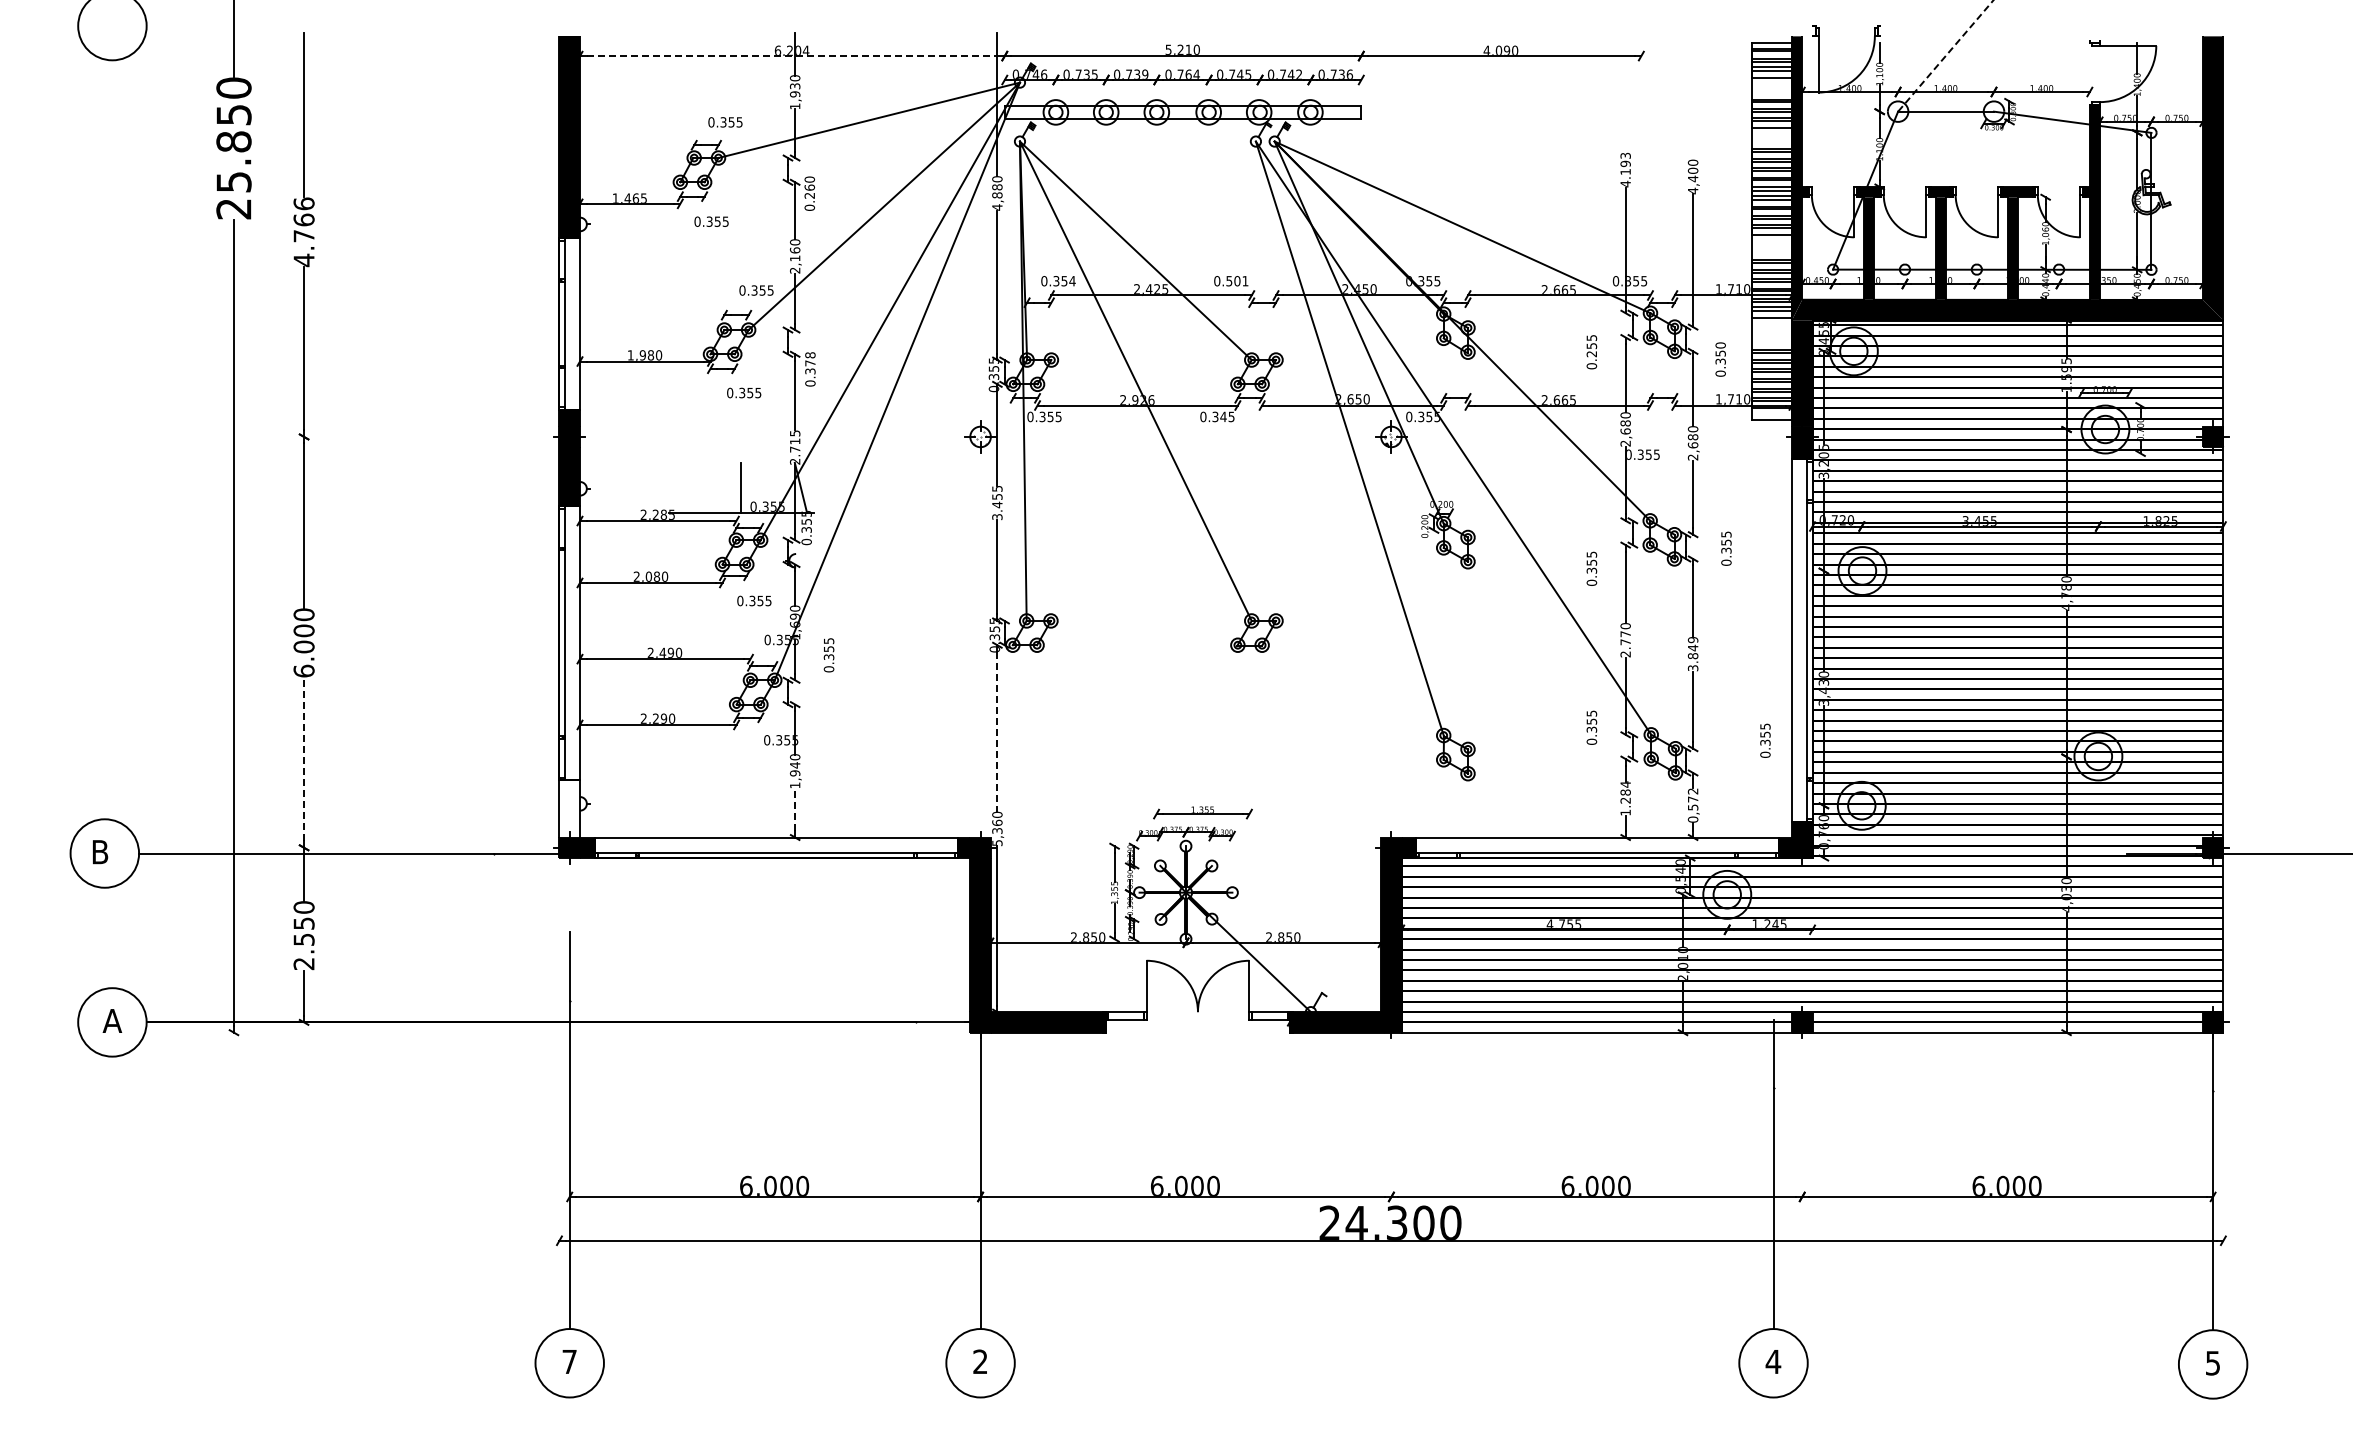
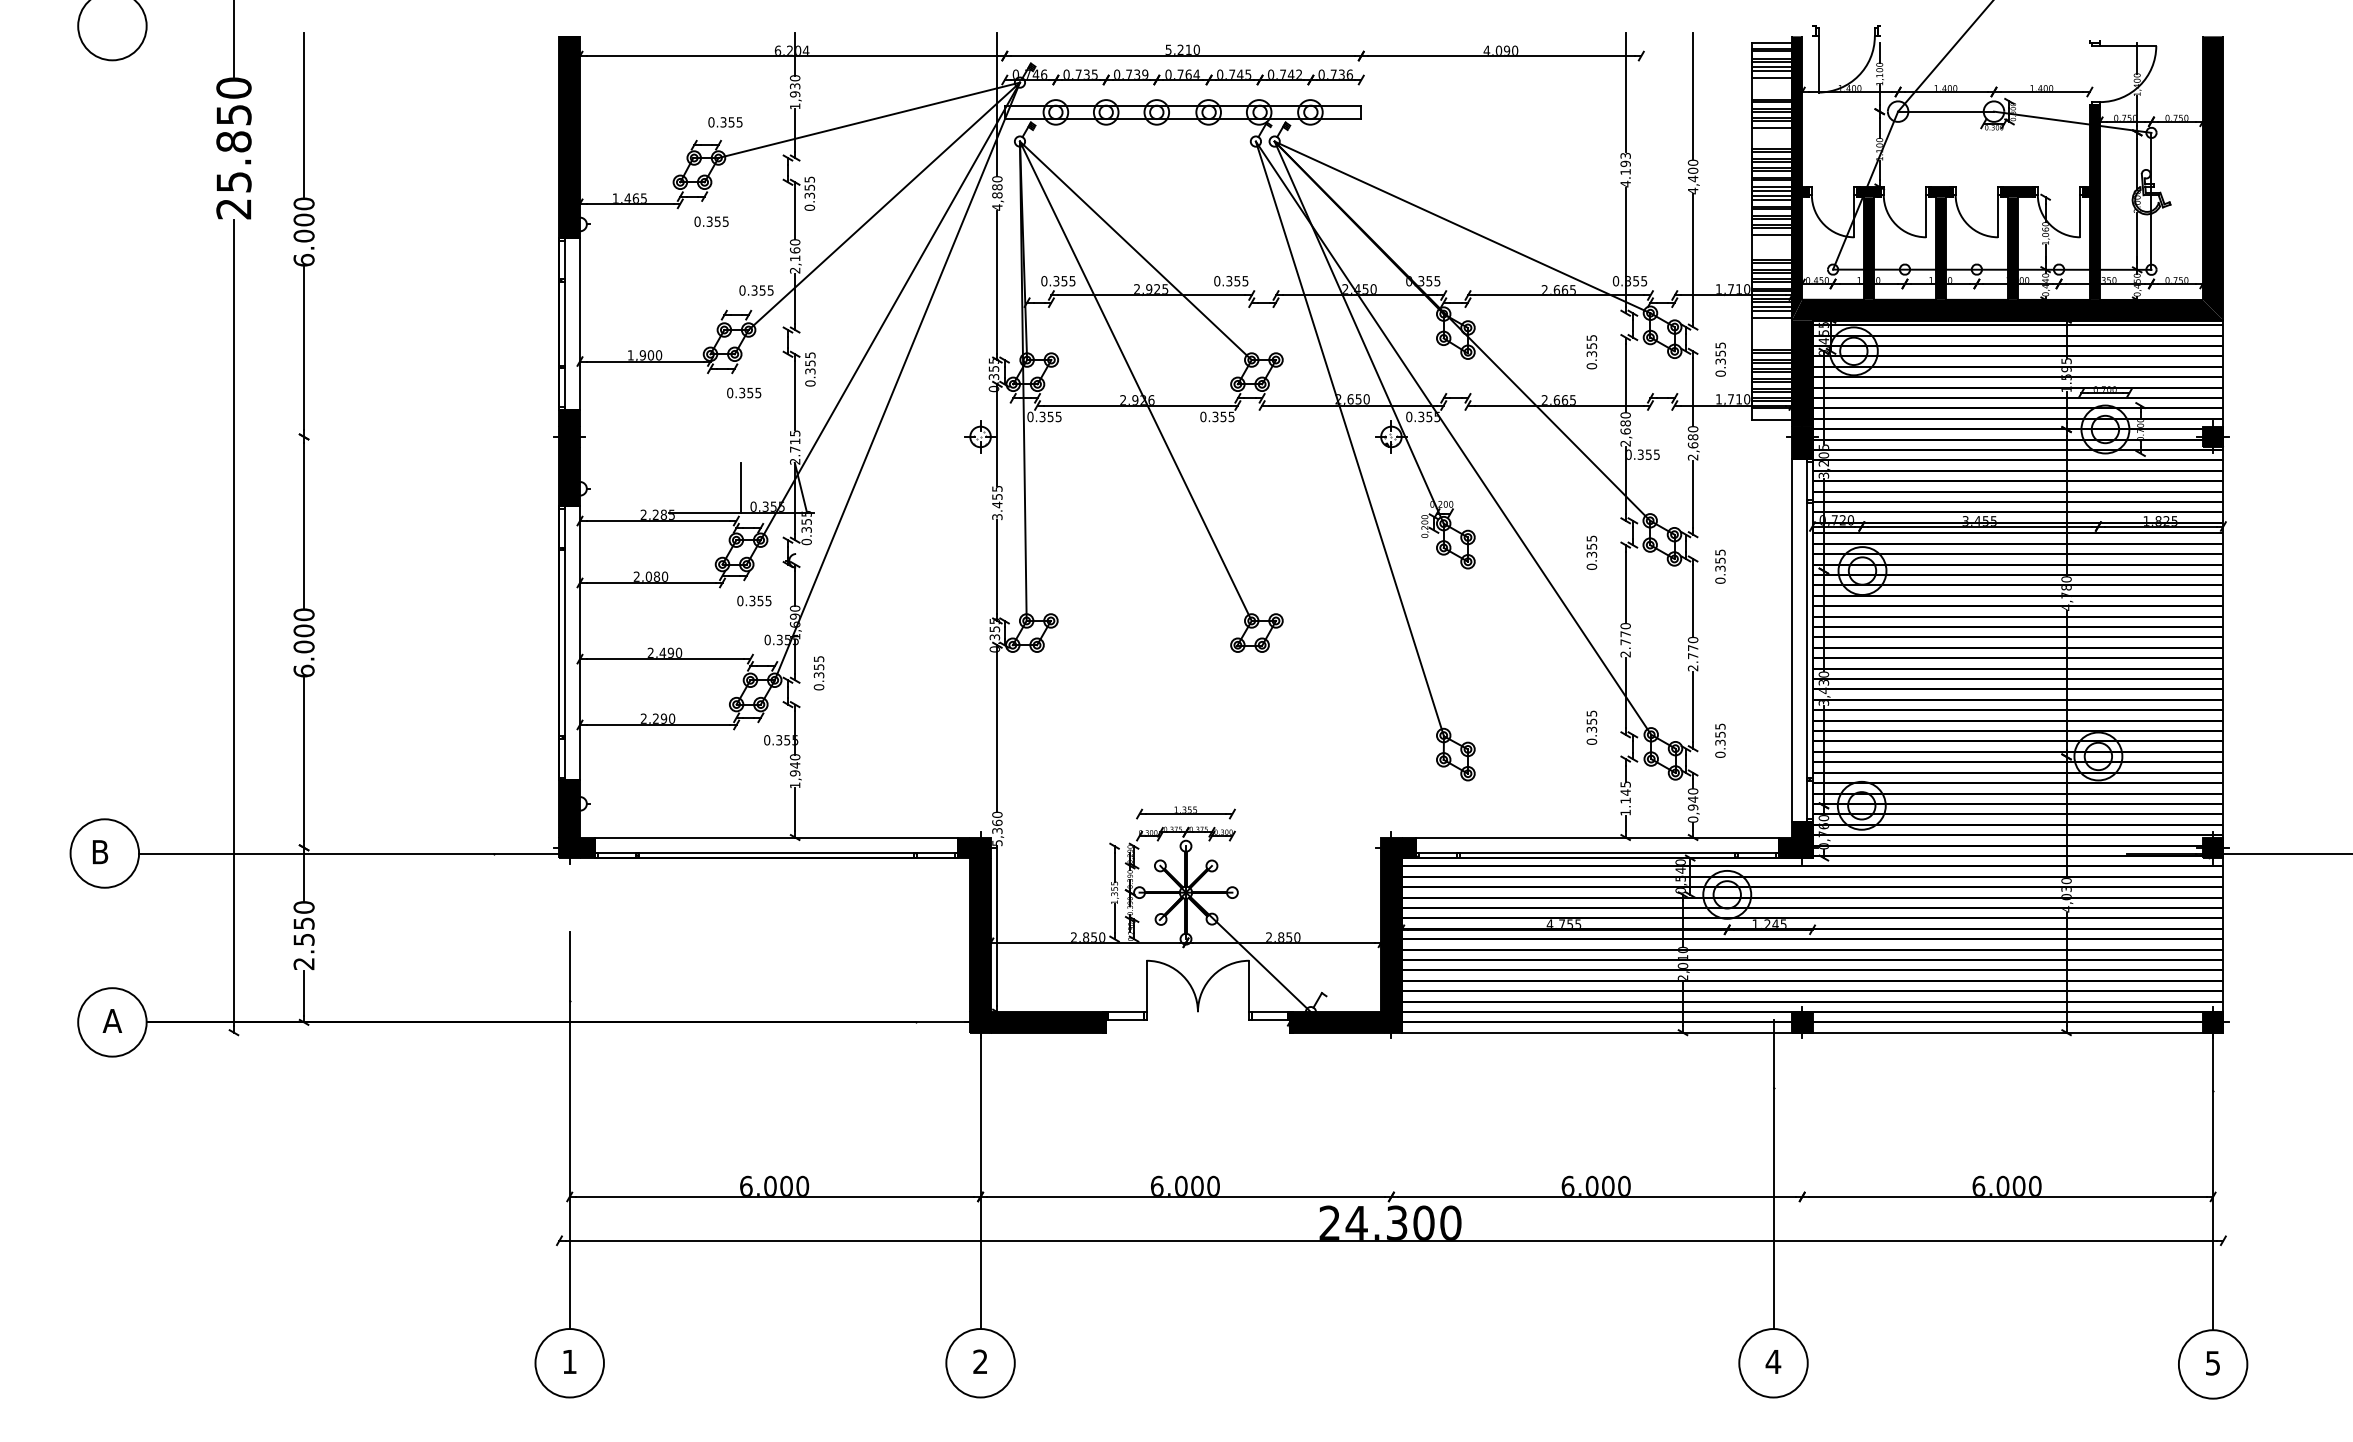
line: dashed -> solid (792, 56)
line: dashed -> solid (1945, 56)
line: none -> present (1625, 92)
line: none -> present (1693, 95)
text: 0.260 -> 0.355 (809, 187)
text: 4.766 -> 6.000 (303, 232)
text: 0.354 -> 0.355 (1072, 281)
text: 0.501 -> 0.355 (1237, 281)
text: 2,425 -> 2,925 (1148, 288)
text: 0.350 -> 0.355 (1720, 345)
text: 0.255 -> 0.355 (1592, 354)
text: 1,980 -> 1,900 (650, 355)
text: 0.378 -> 0.355 (810, 359)
text: 0.345 -> 0.355 (1223, 416)
text position: (1726, 548) -> (1720, 566) (1720, 566)
text position: (1591, 568) -> (1591, 552) (1591, 552)
text: 3.849 -> 2.770 (1692, 654)
text position: (828, 655) -> (818, 673) (818, 673)
line: dashed -> solid (997, 731)
text position: (1765, 740) -> (1720, 740) (1720, 740)
line: dashed -> solid (304, 759)
text: 1.284 -> 1.145 (1625, 792)
text: 0,572 -> 0,940 (1692, 799)
fill: none -> present (569, 808)
line: dashed -> solid (795, 809)
part position: (1202, 812) -> (1185, 812) (1185, 812)
text: 7 -> 1 (569, 1361)
